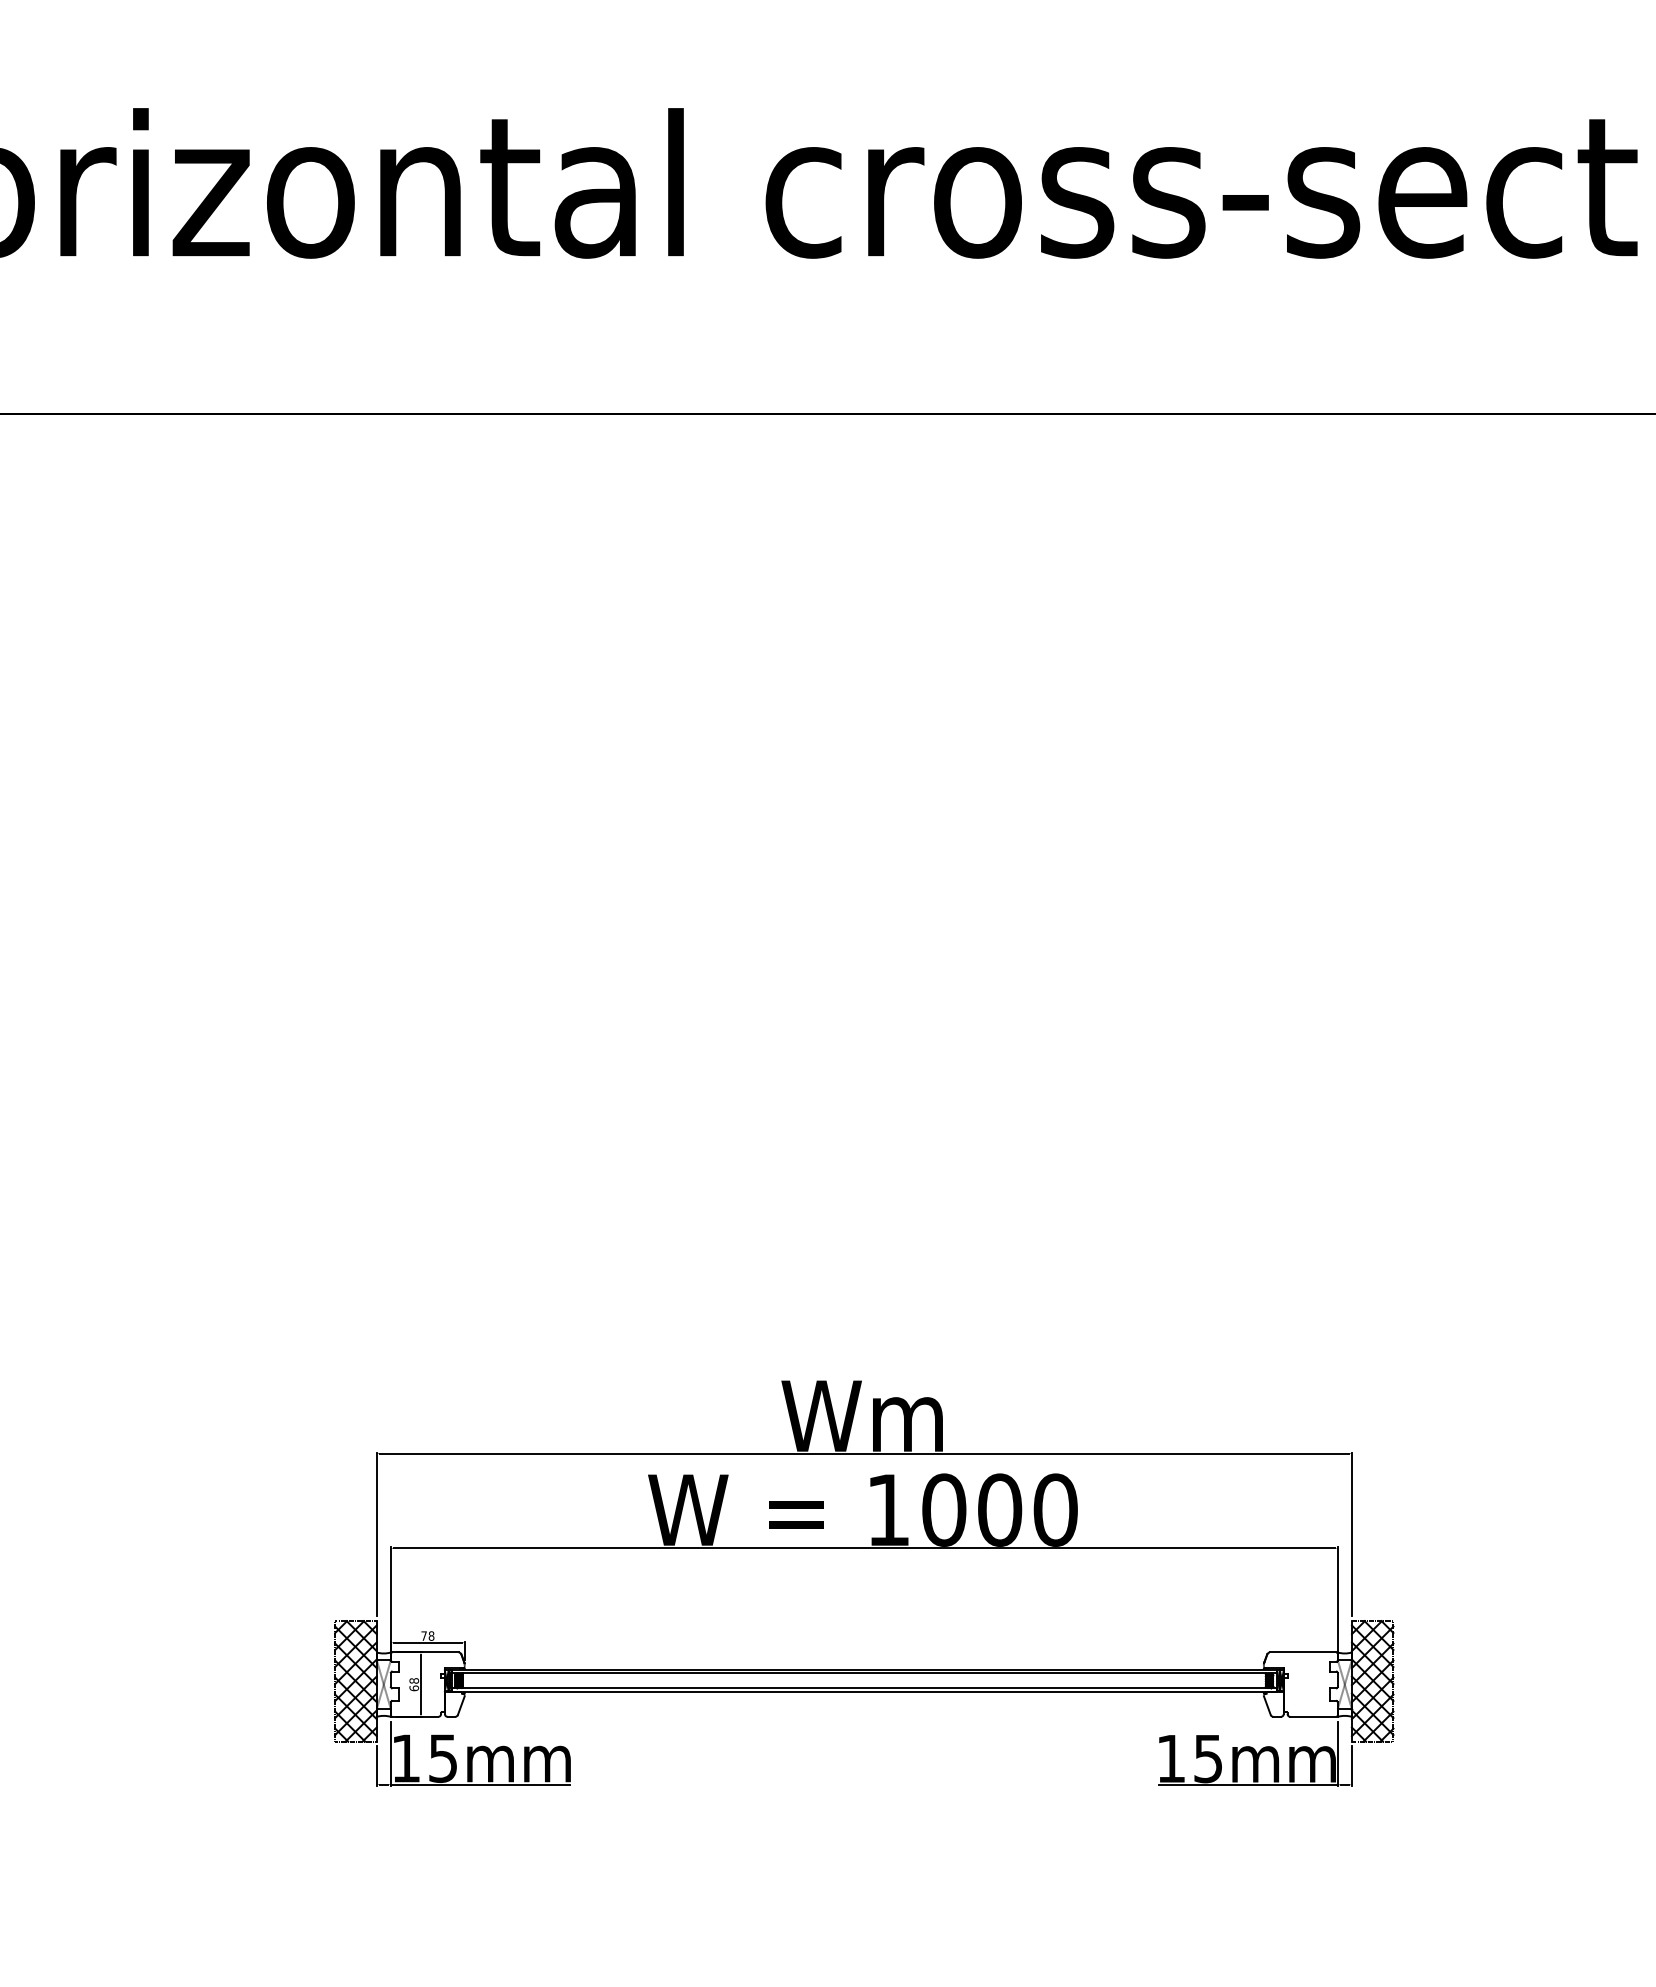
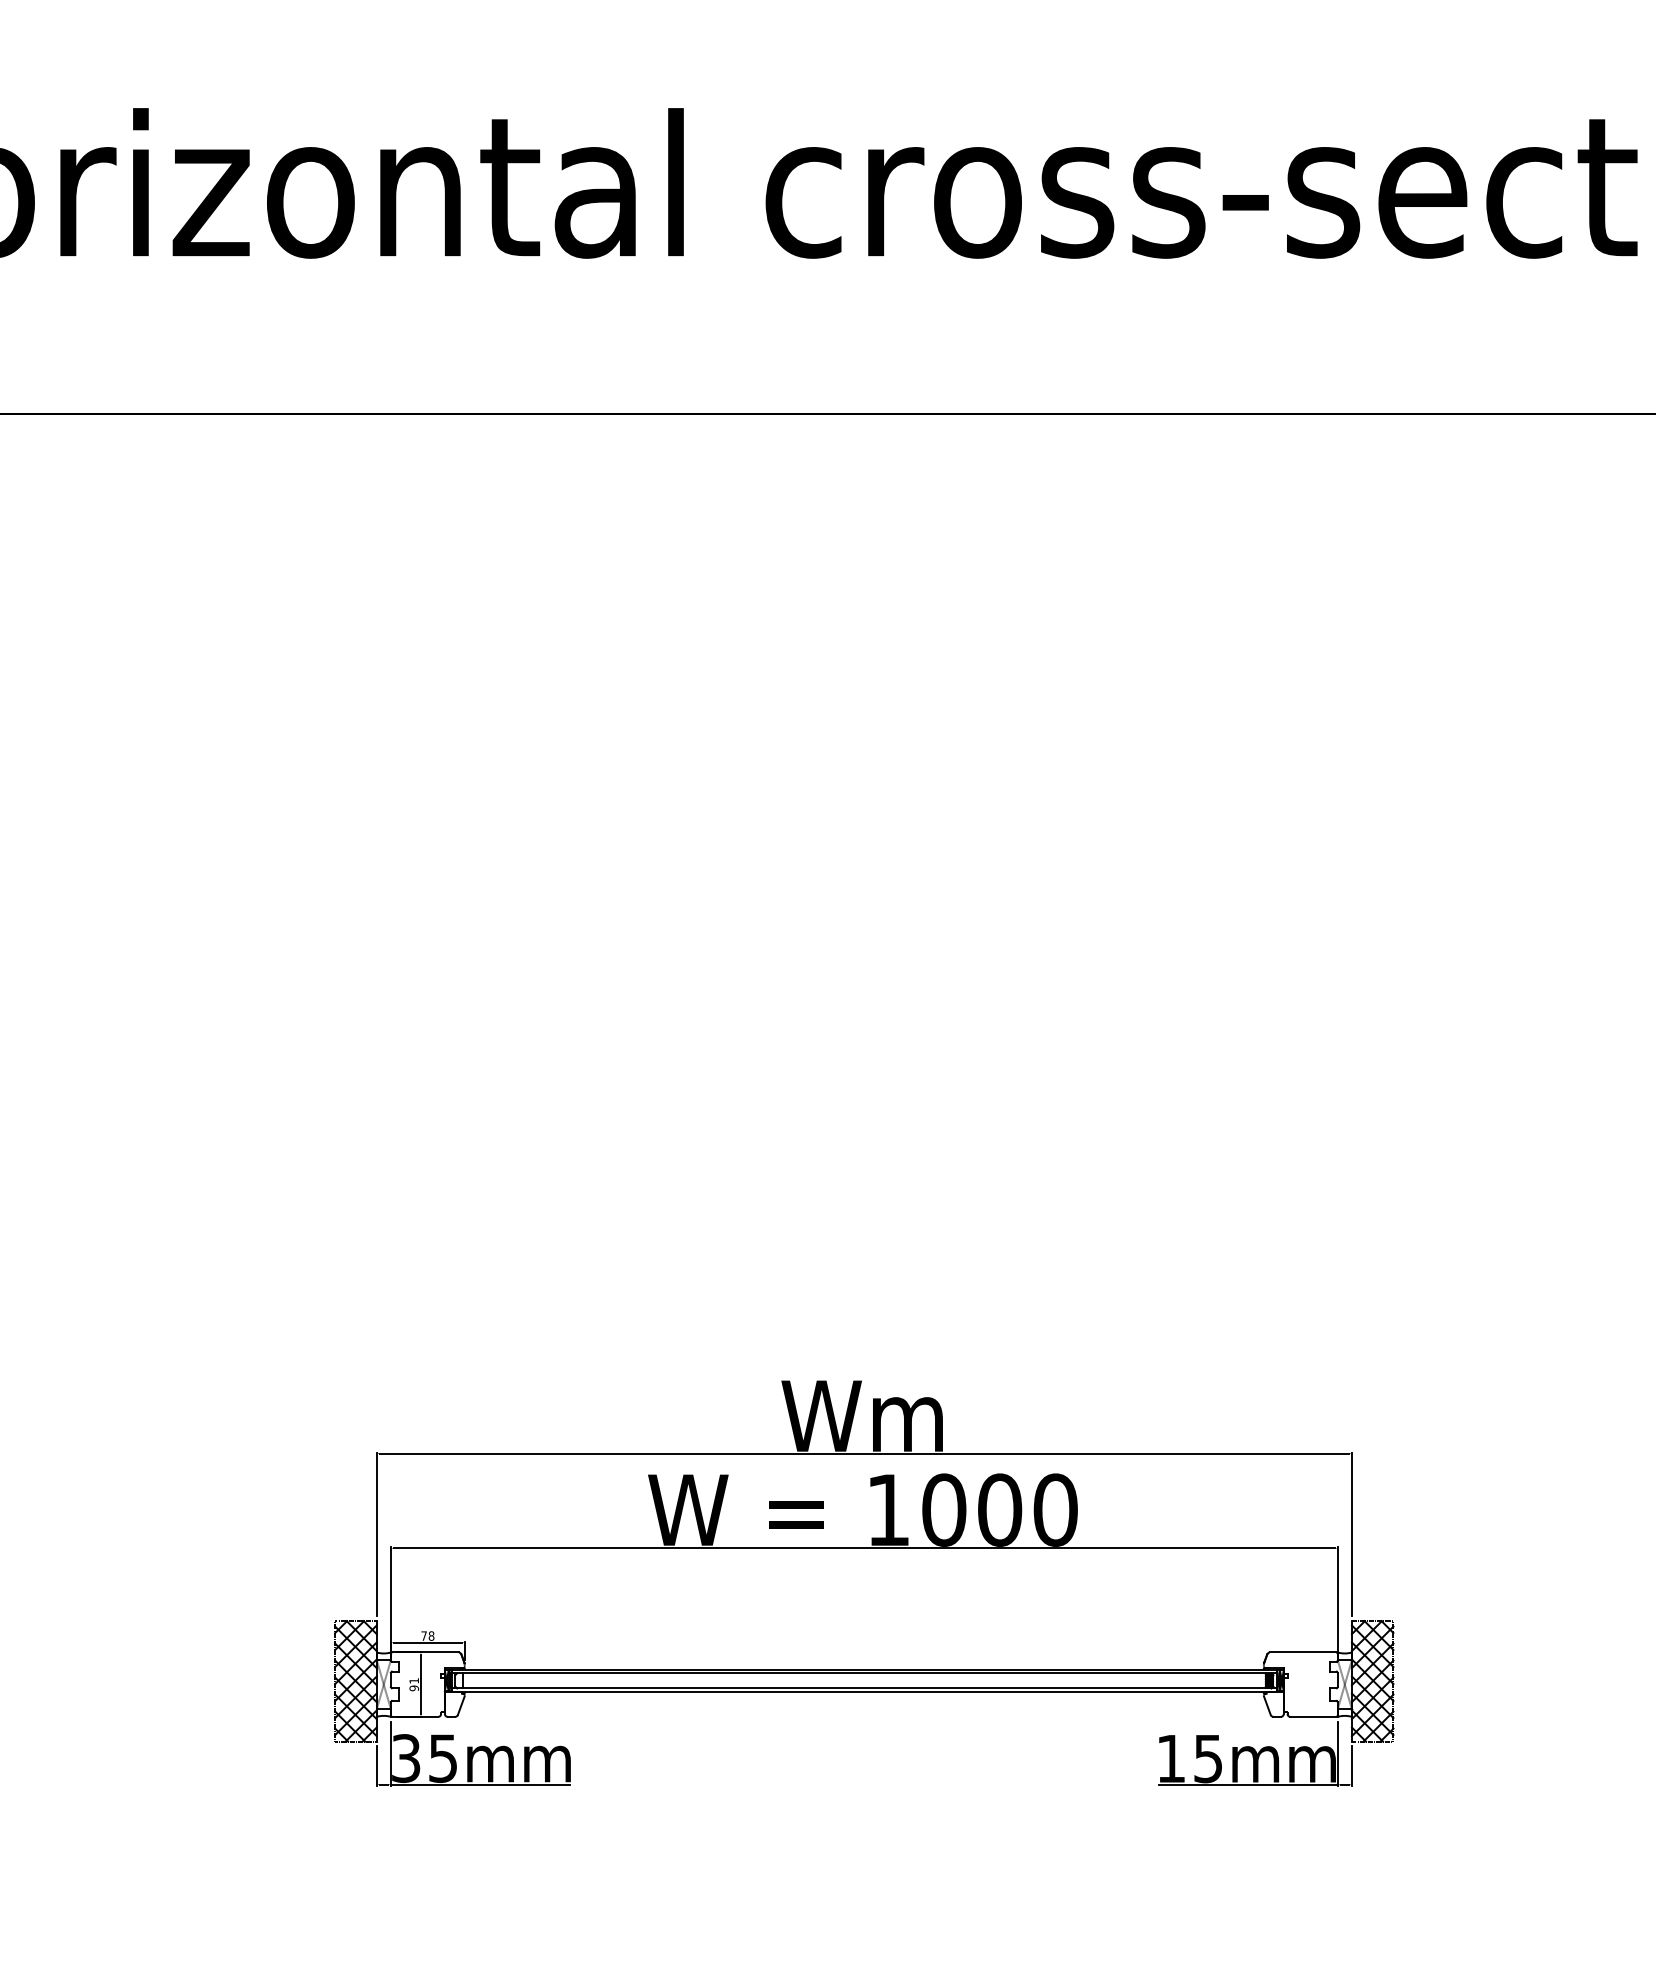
hatch: present -> none (458, 1680)
text: 68 -> 91 (414, 1684)
text: 15mm -> 35mm (406, 1758)
